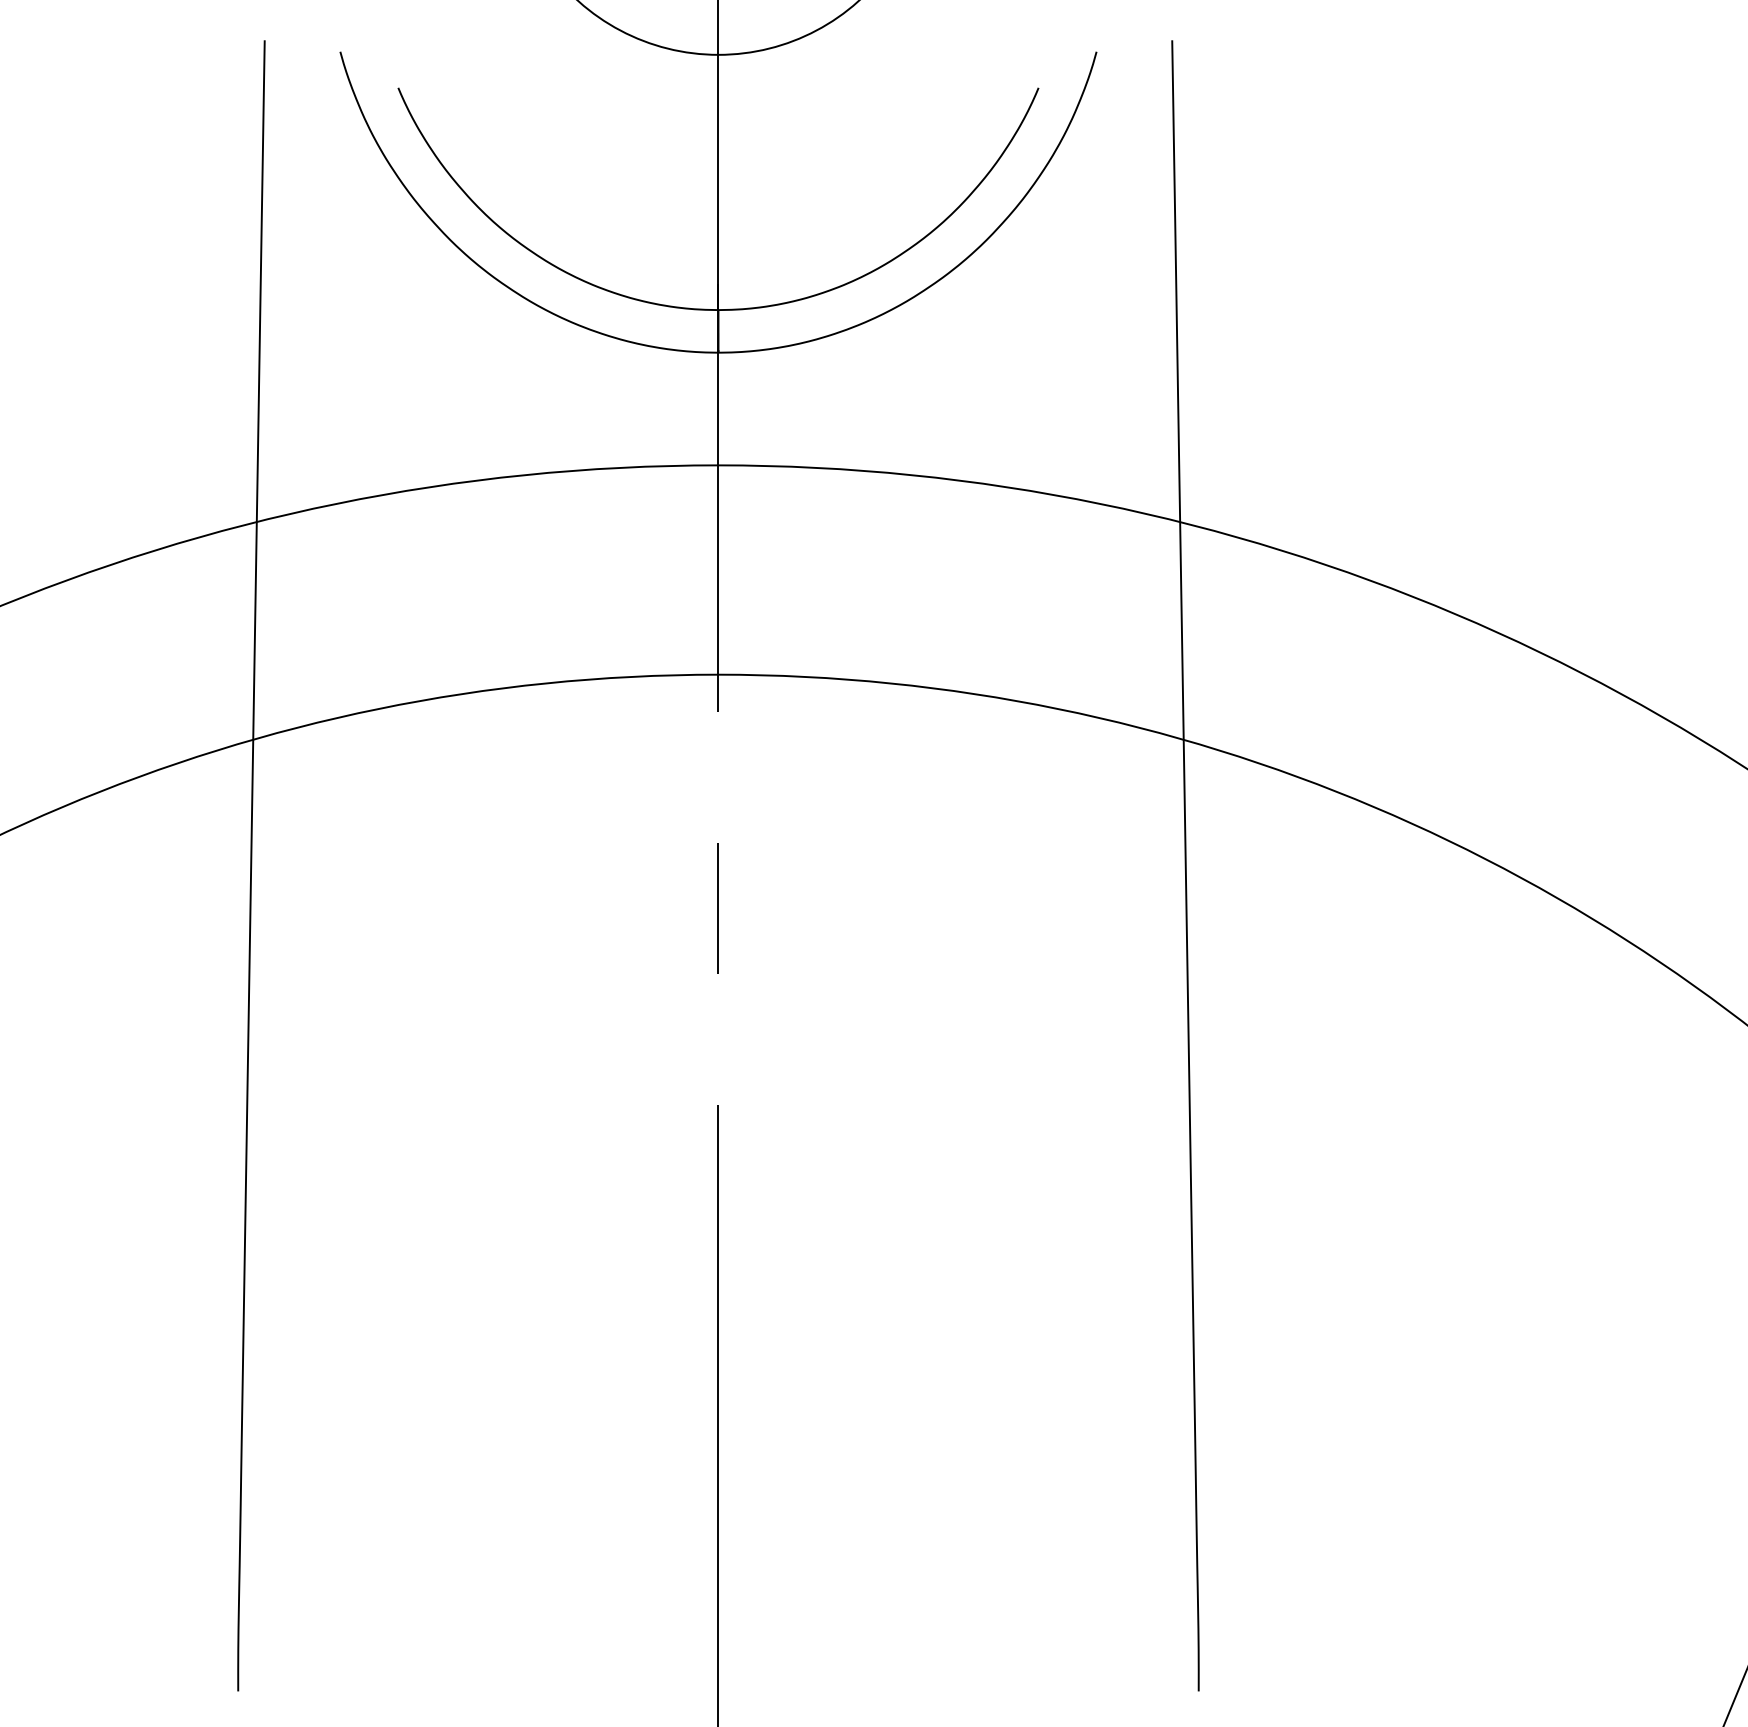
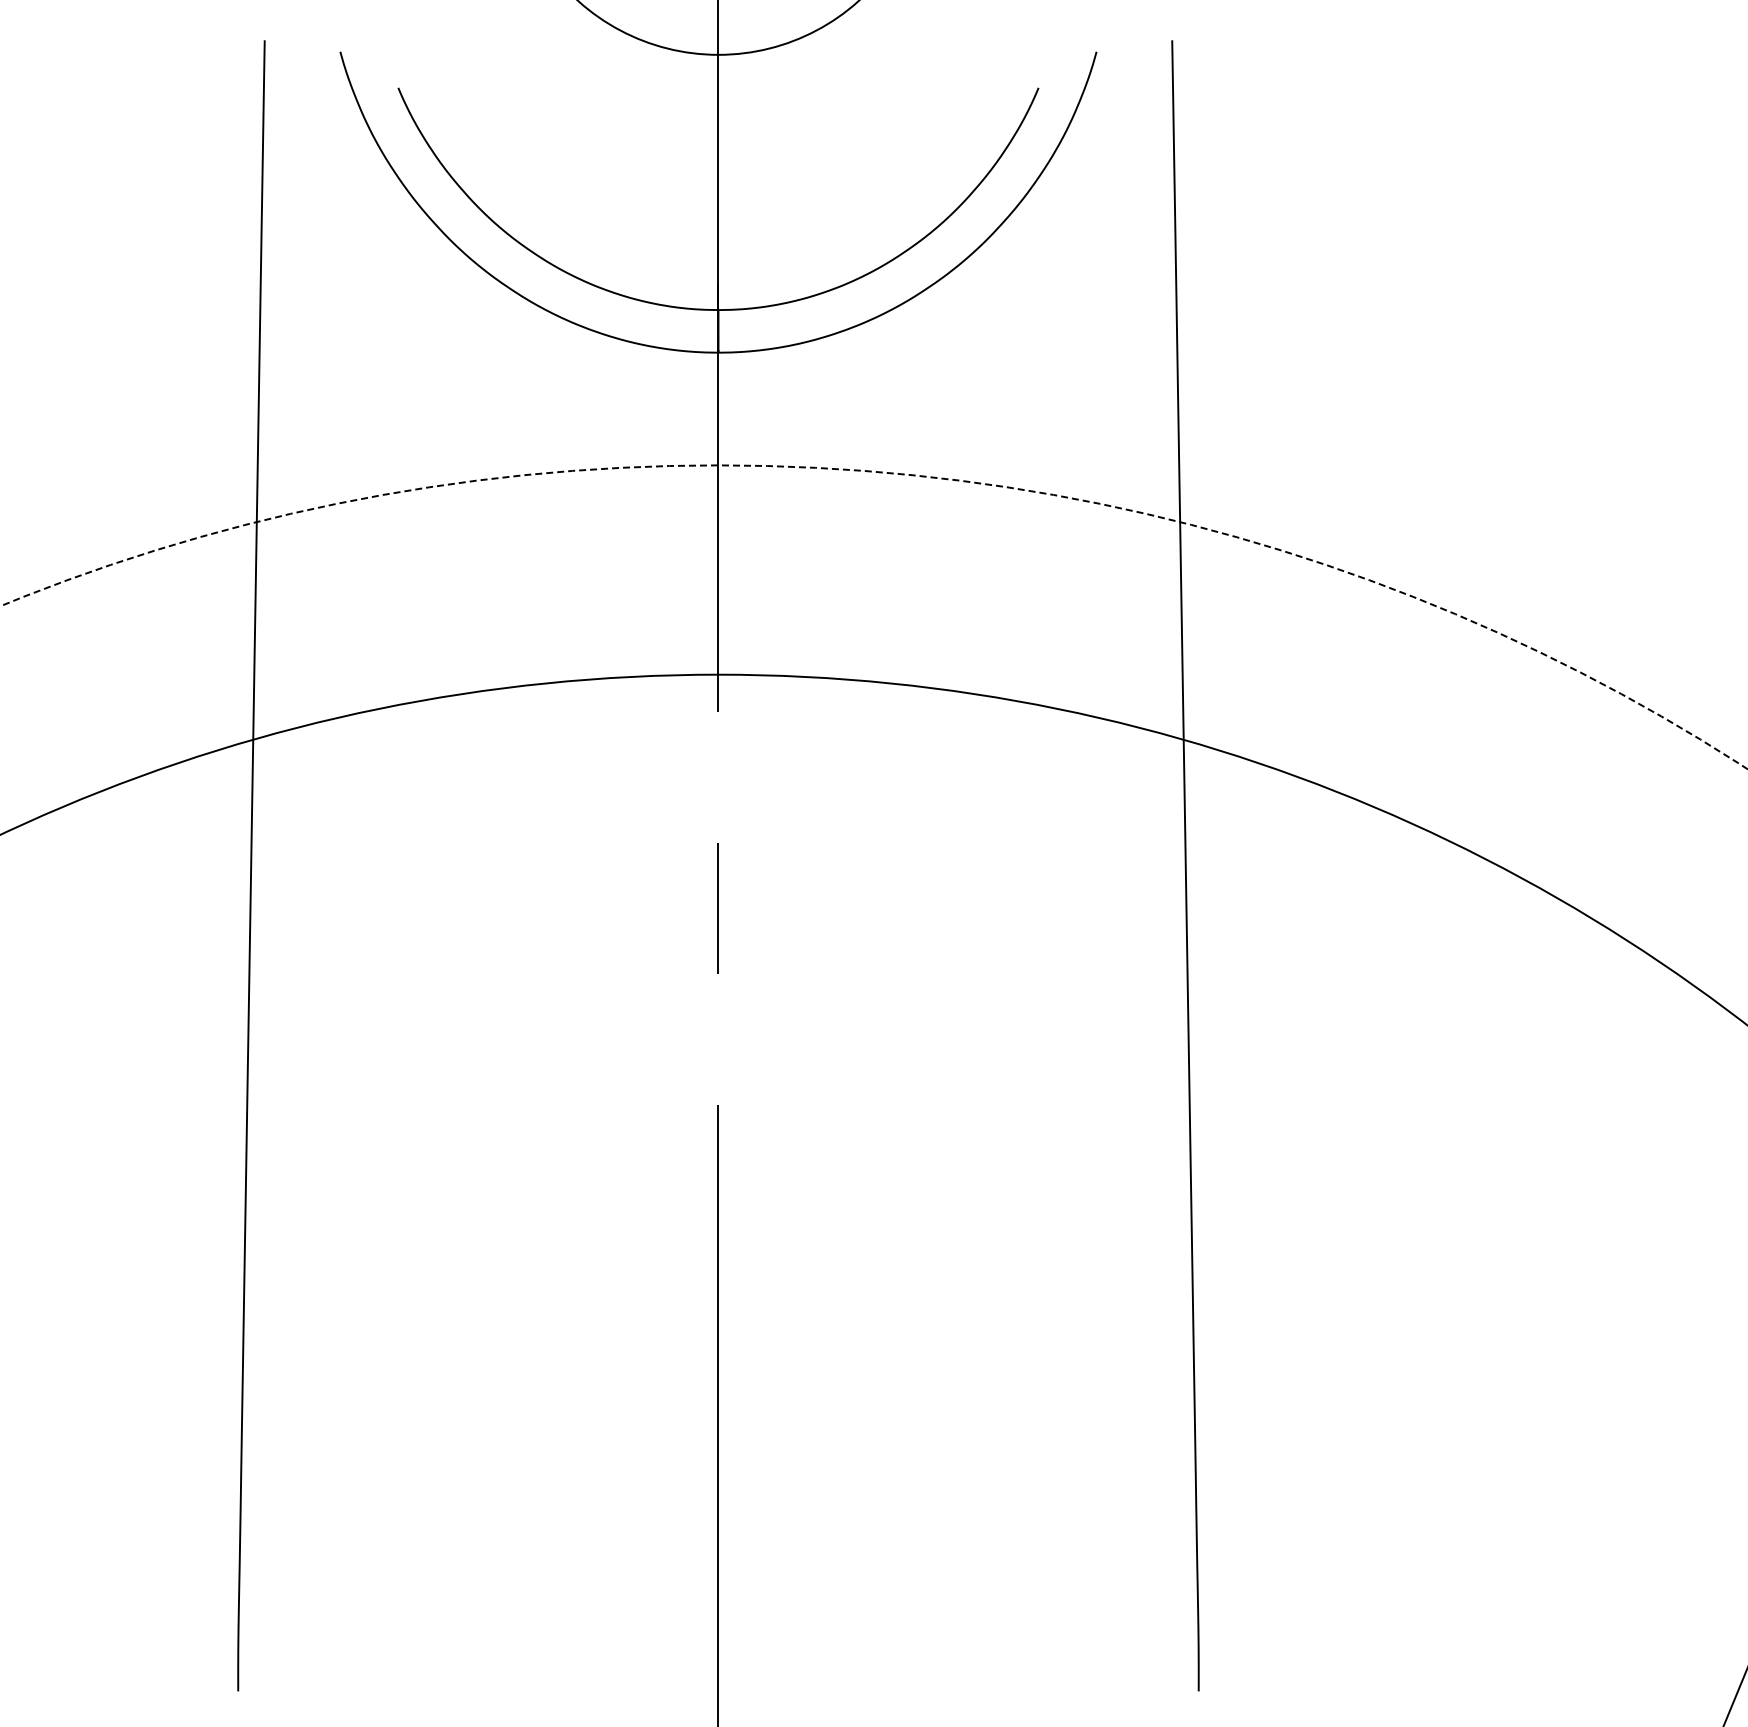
circle: solid -> dashed (873, 617)
